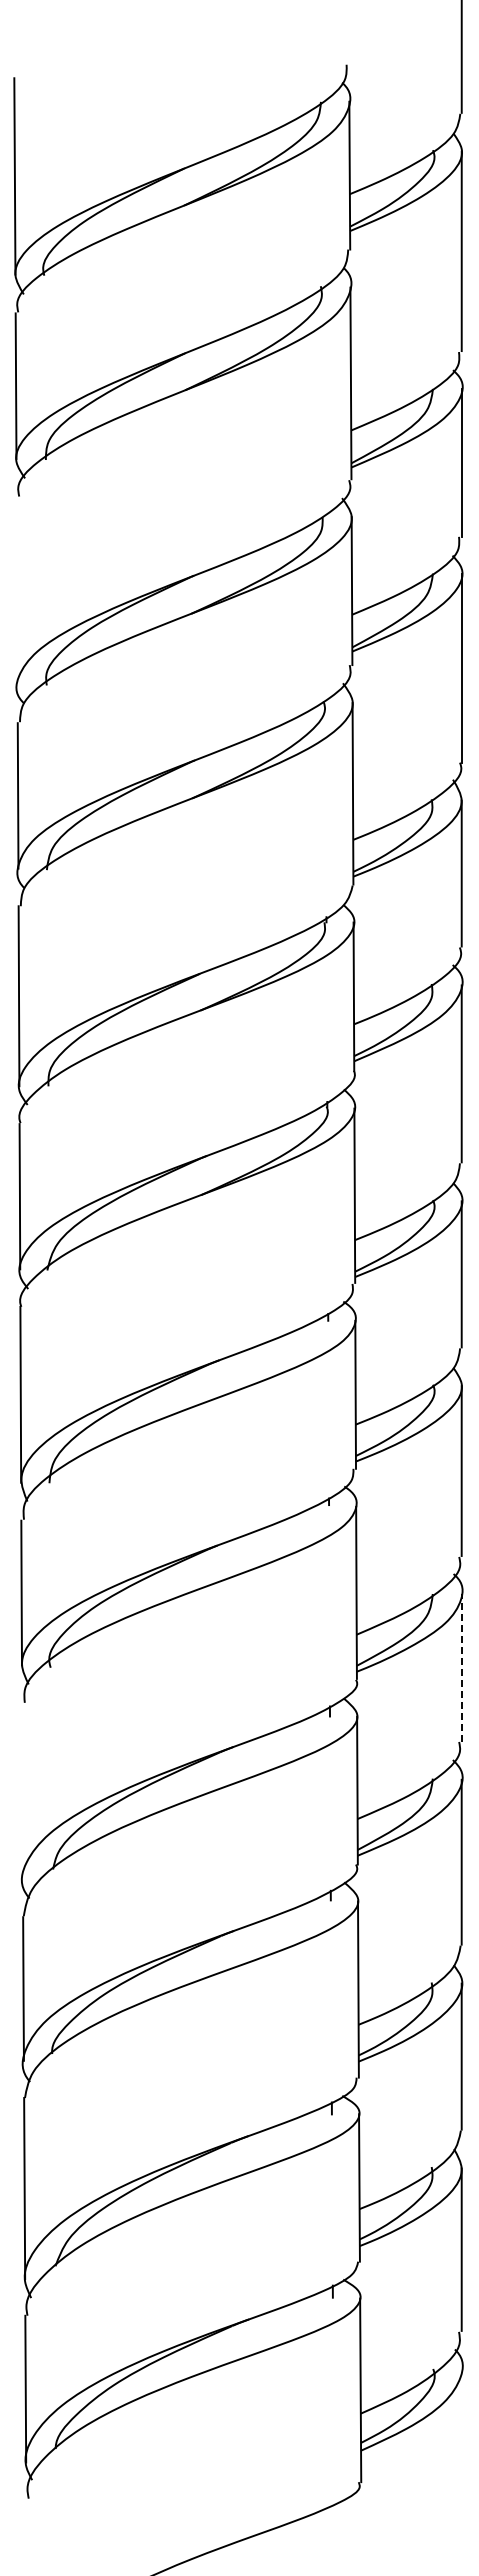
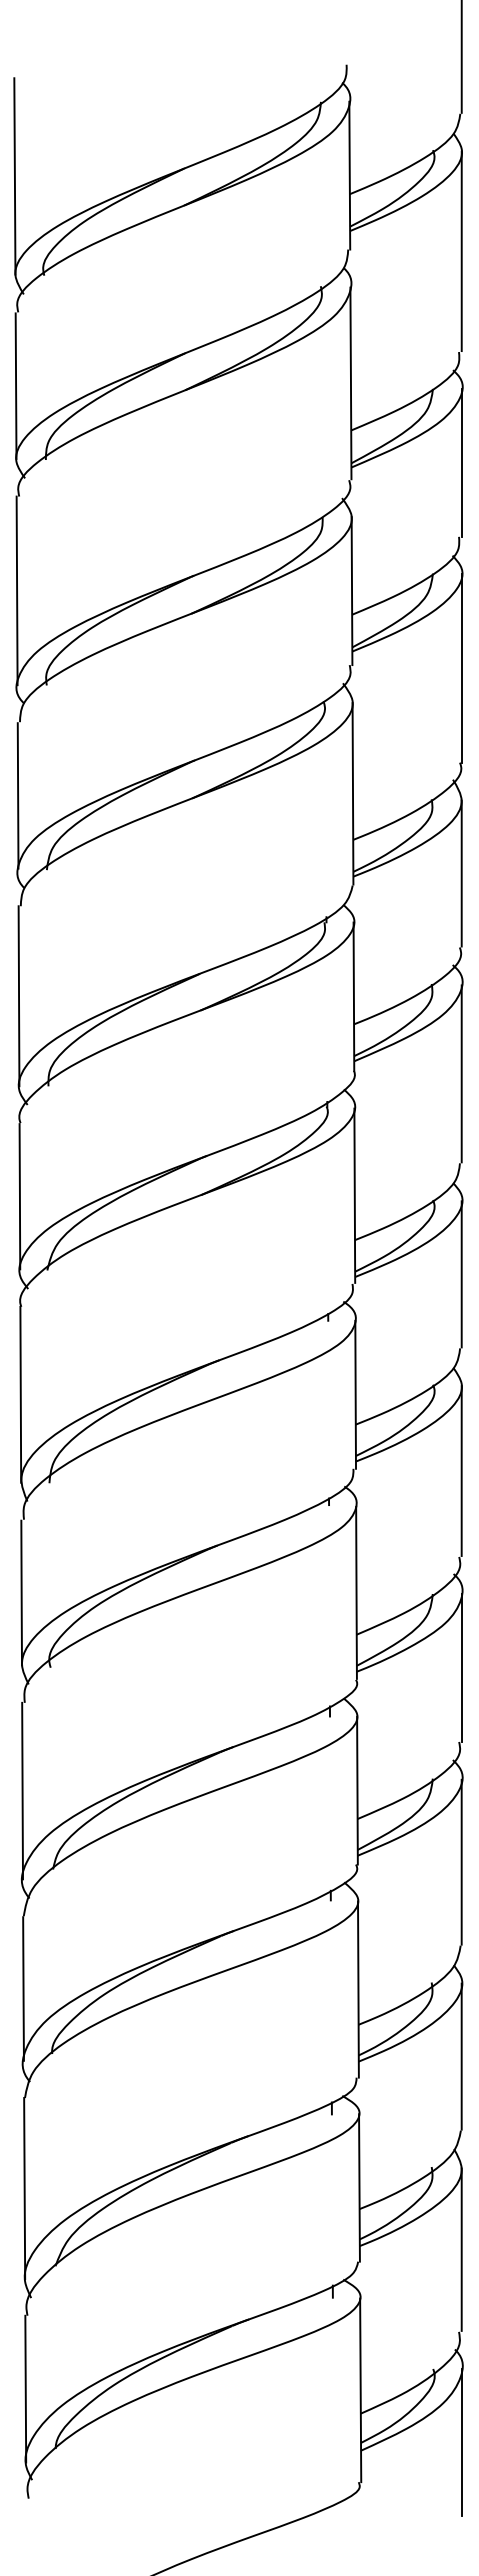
line: none -> present (16, 590)
line: dashed -> solid (461, 1667)
line: none -> present (22, 1790)
line: none -> present (461, 2442)
